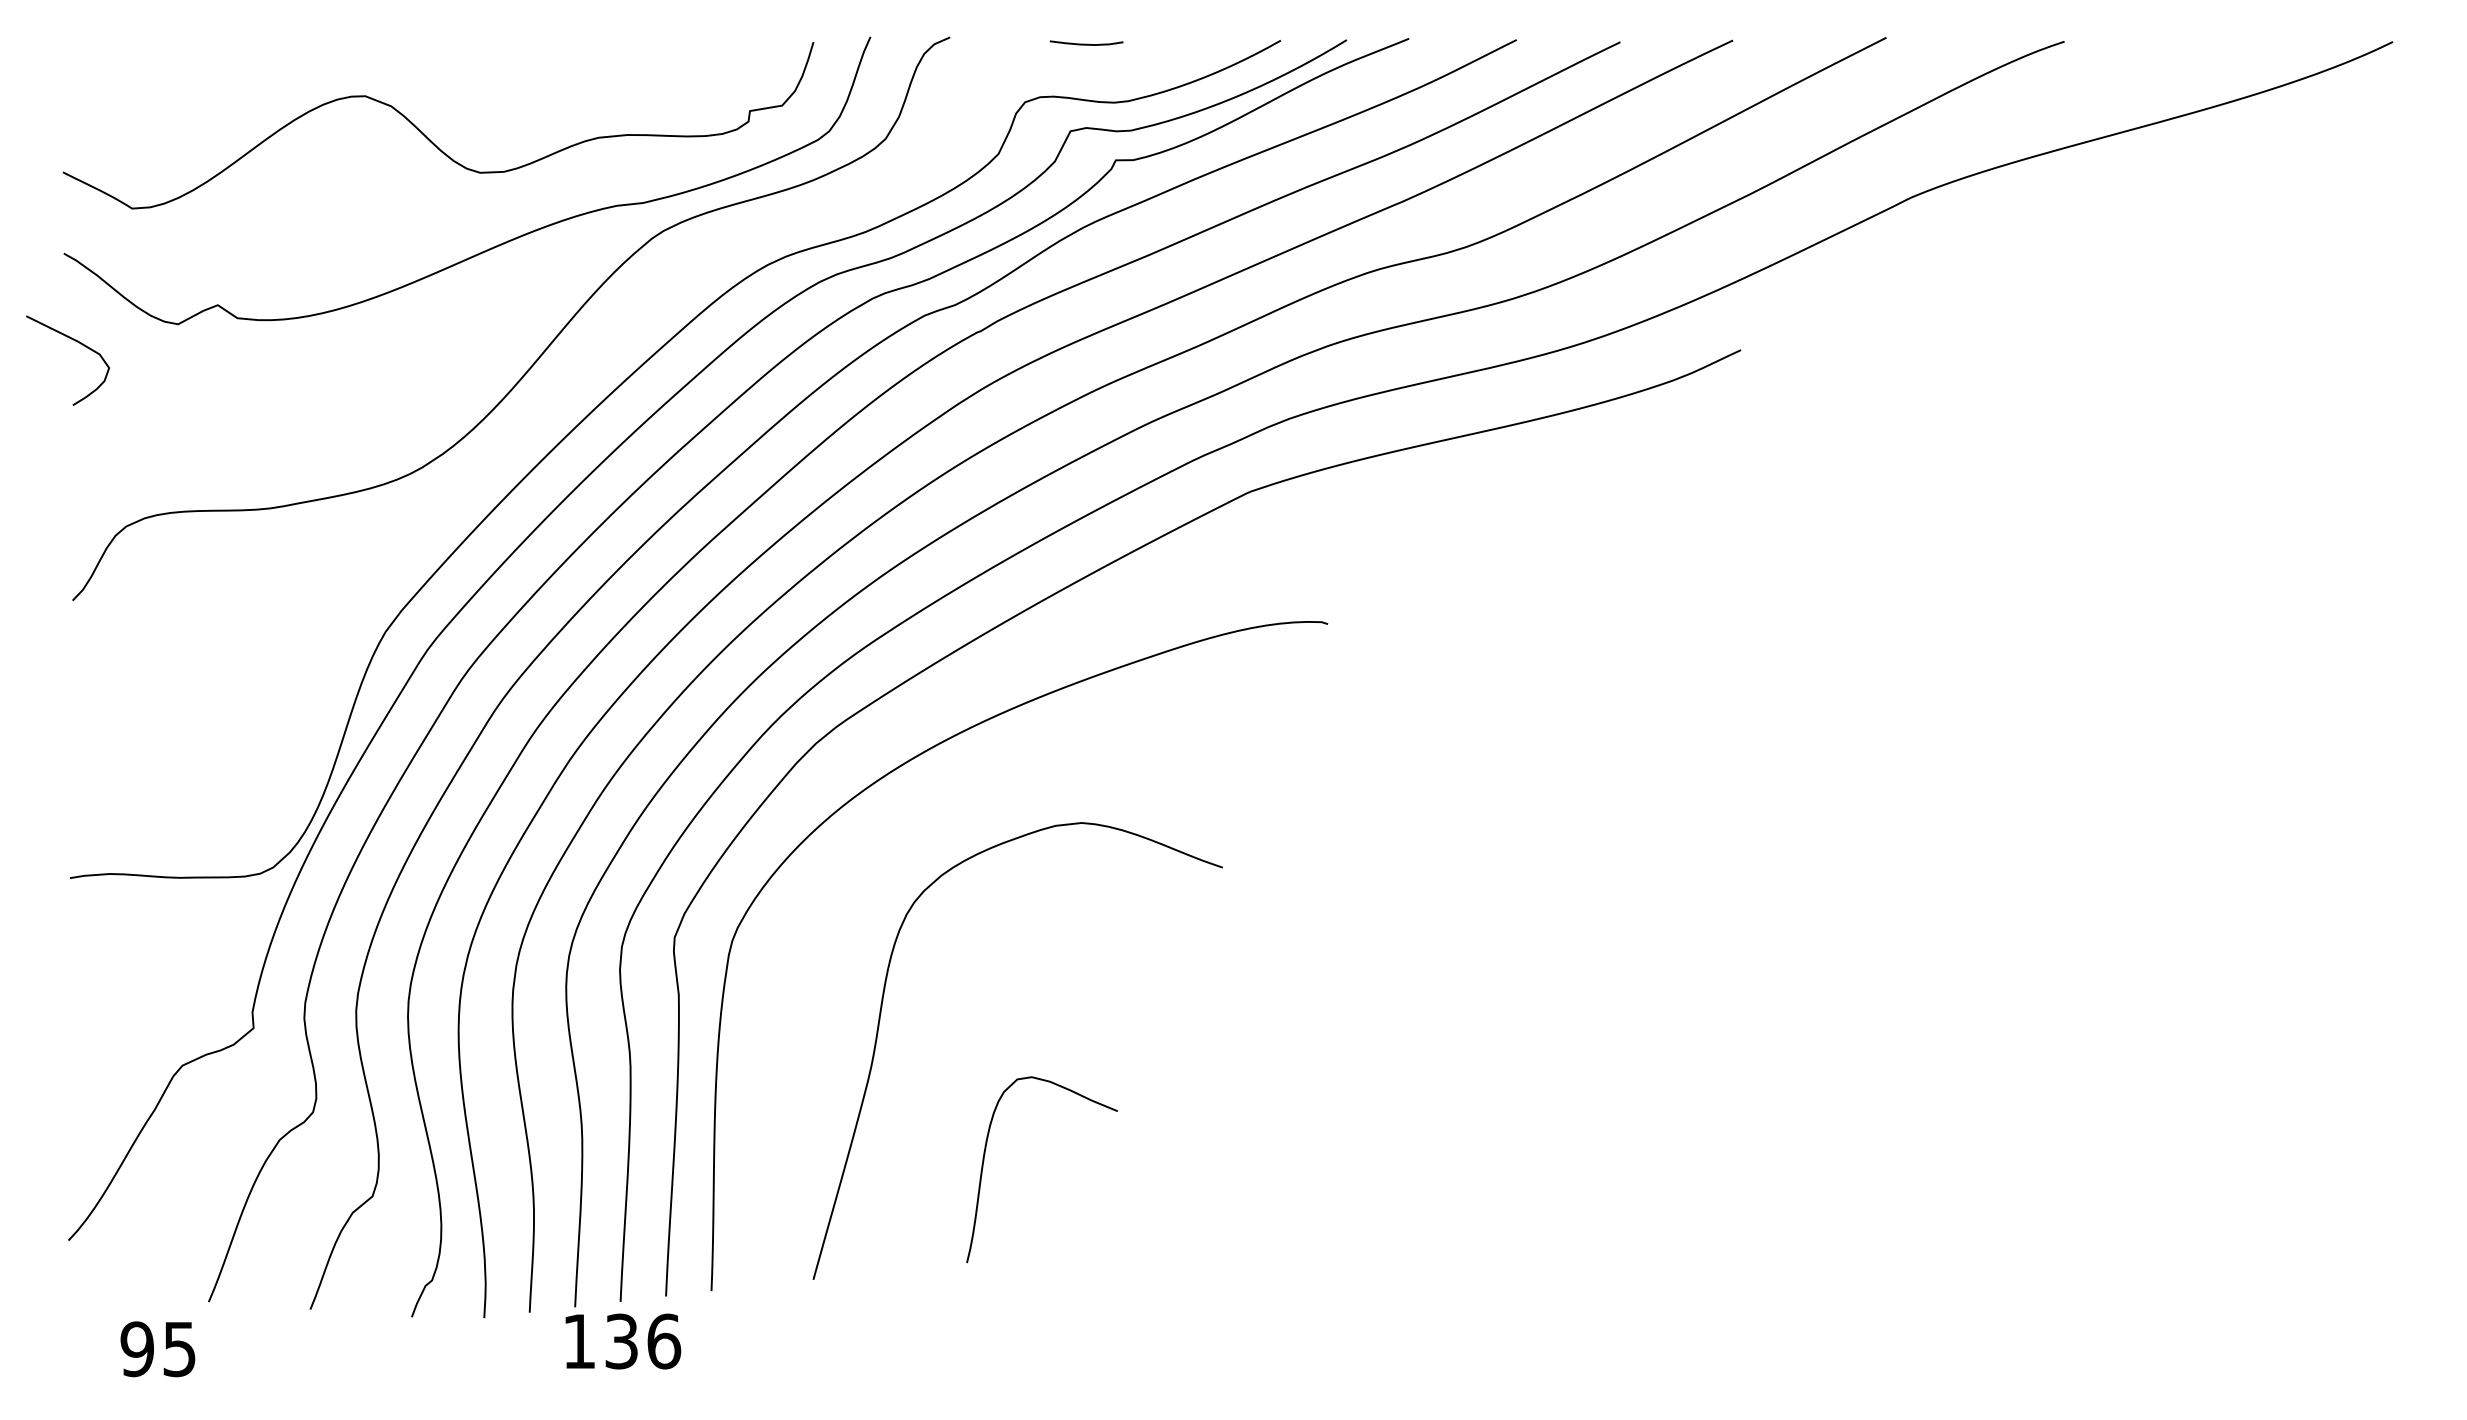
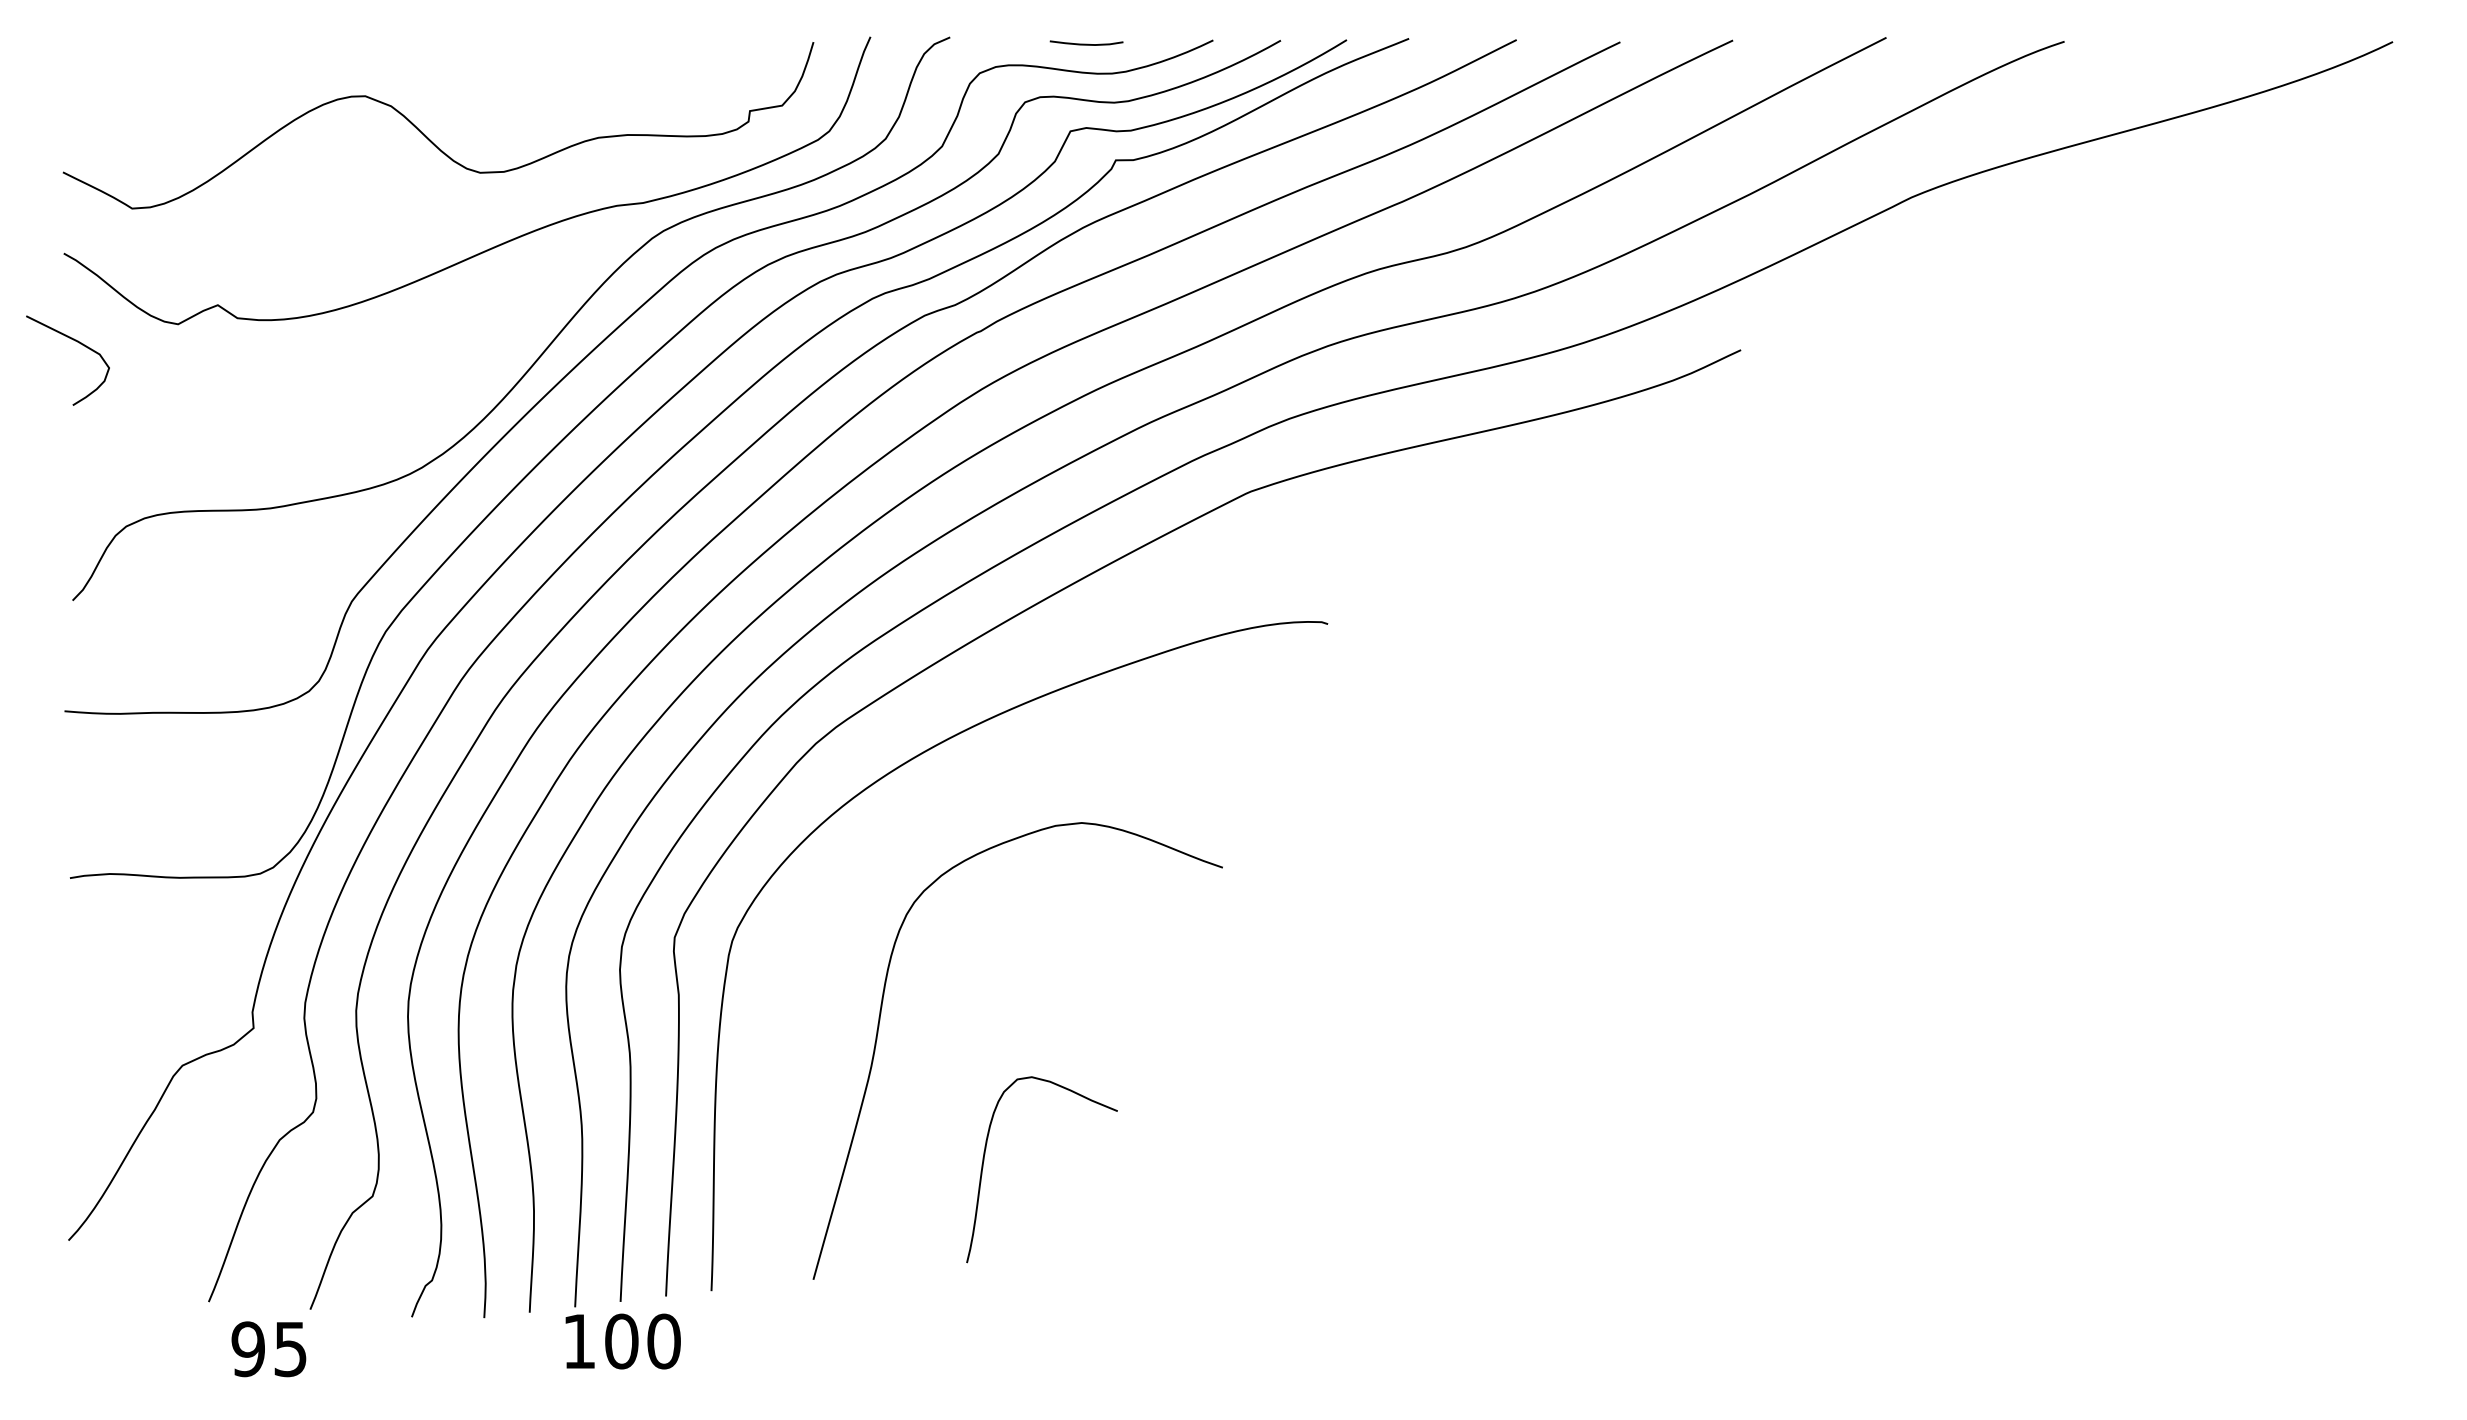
curve: none -> present (604, 341)
text: 136 -> 100 (643, 1341)
text position: (157, 1349) -> (268, 1349) (268, 1349)
